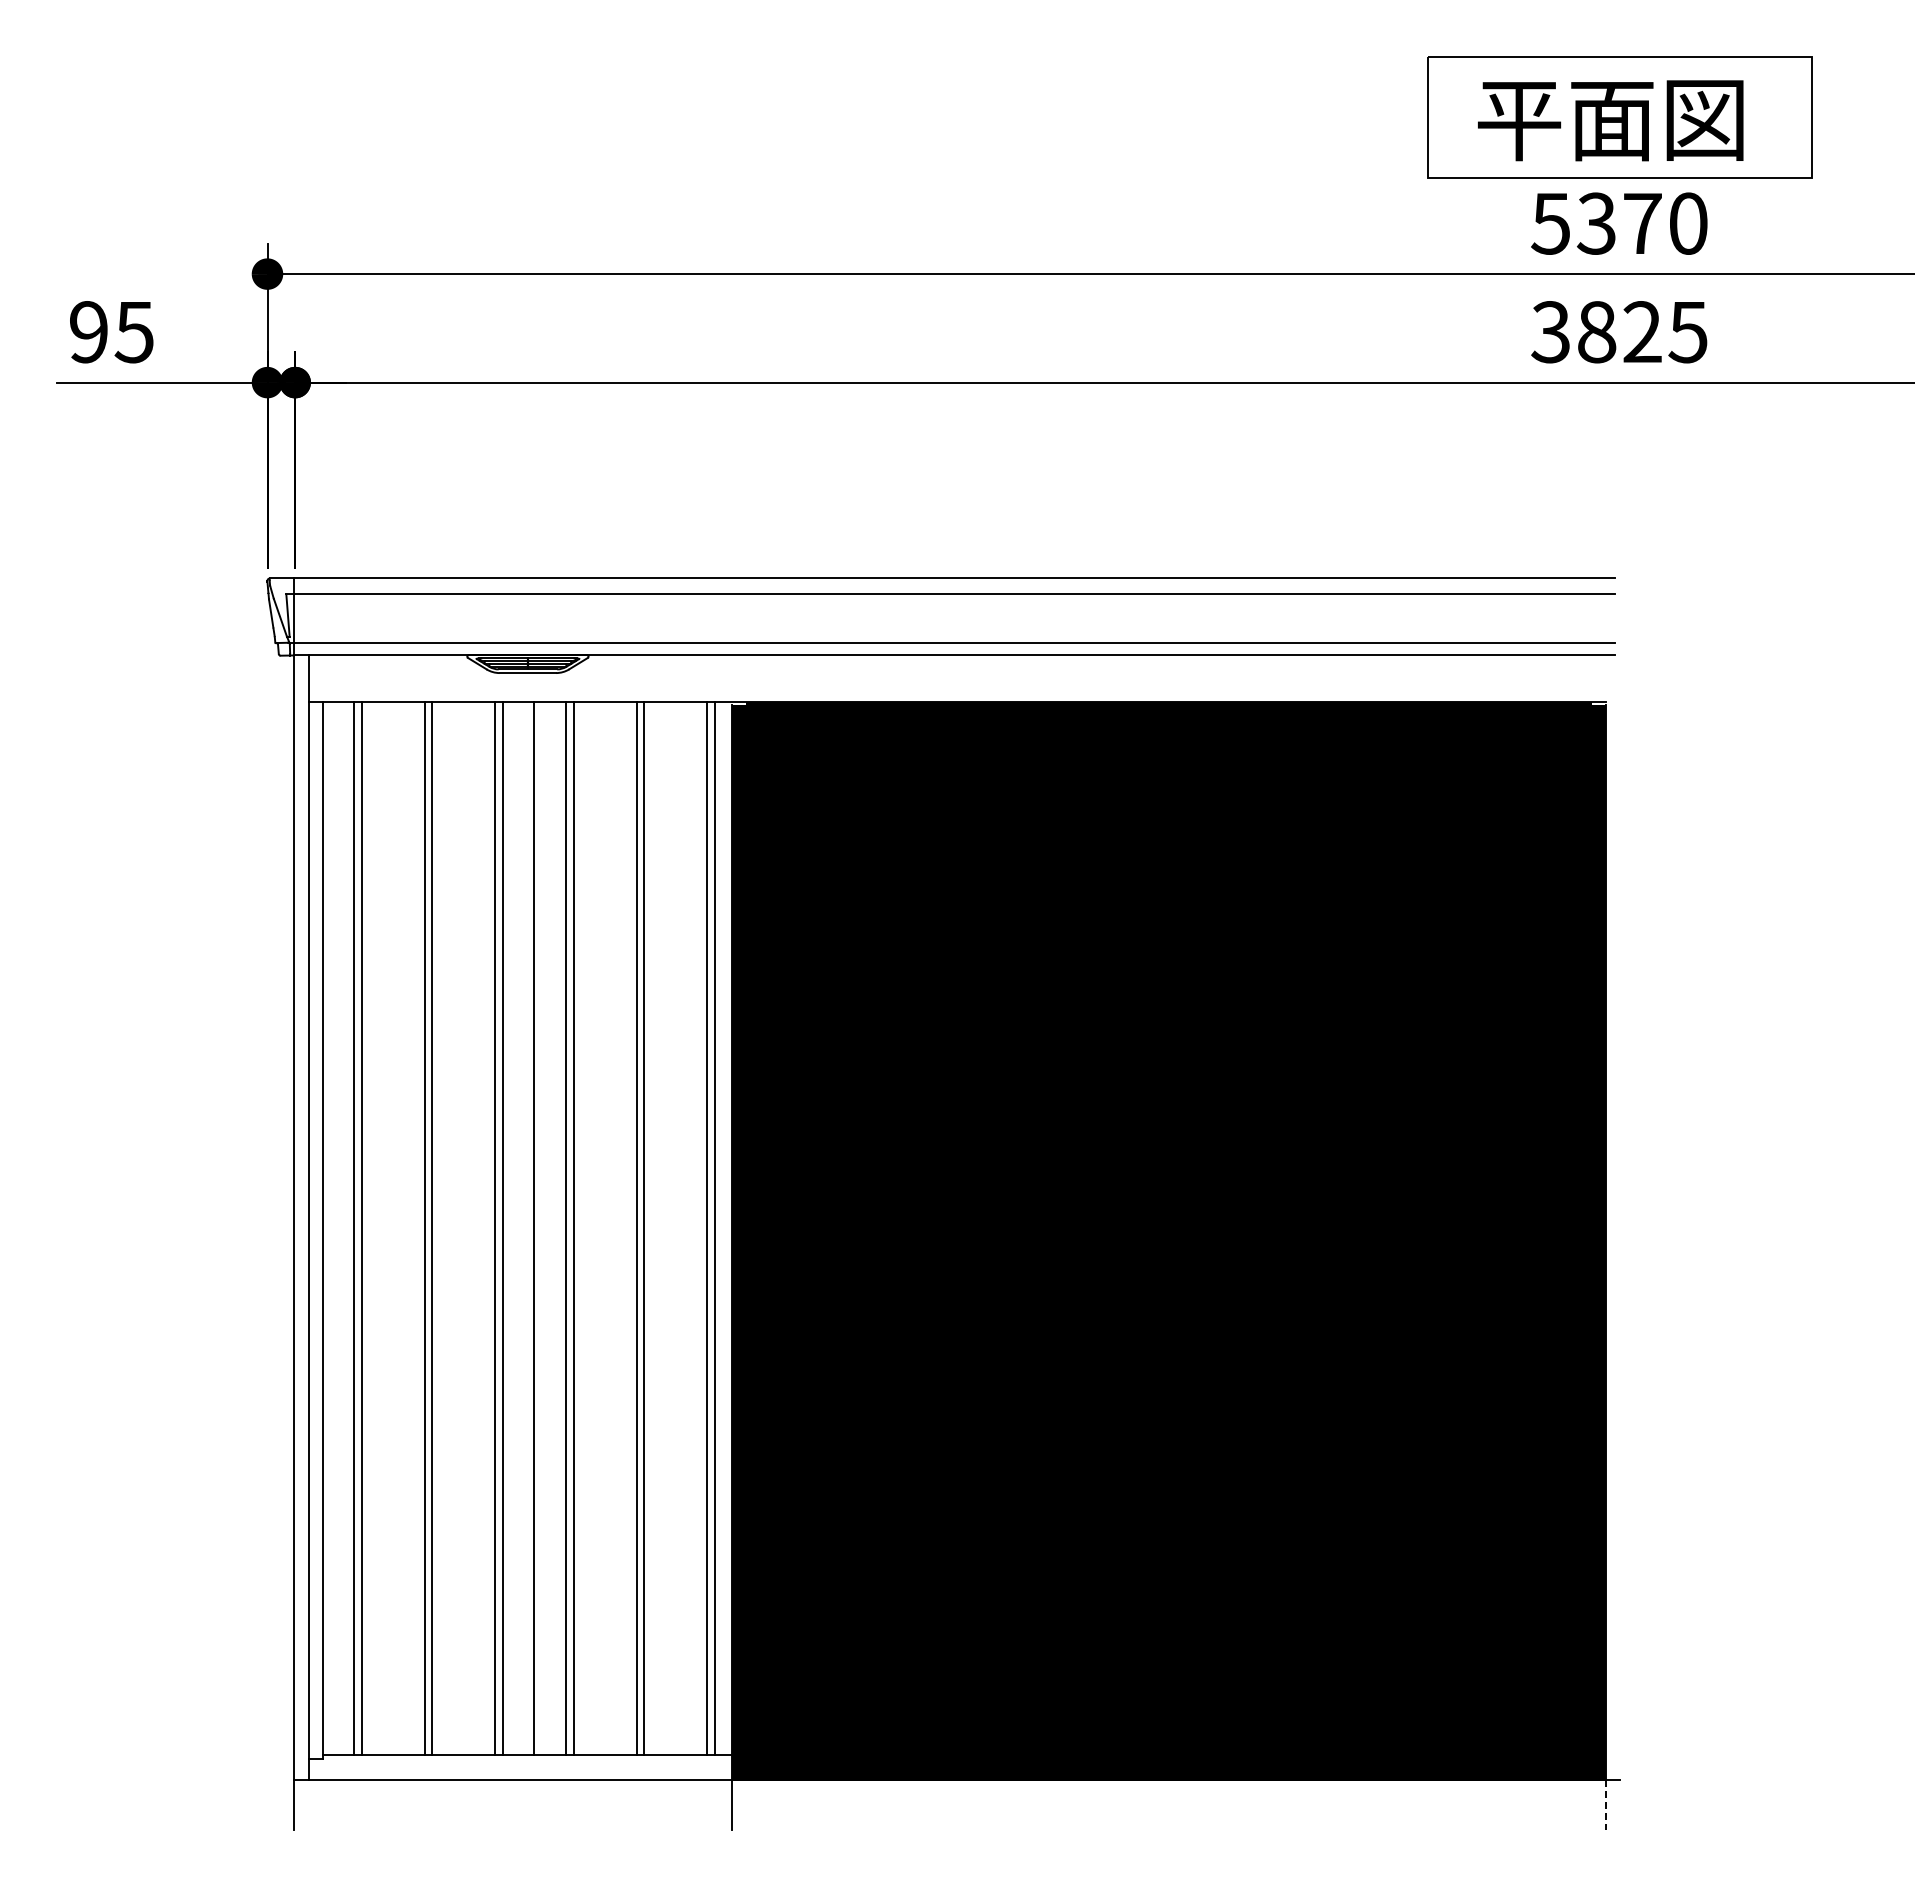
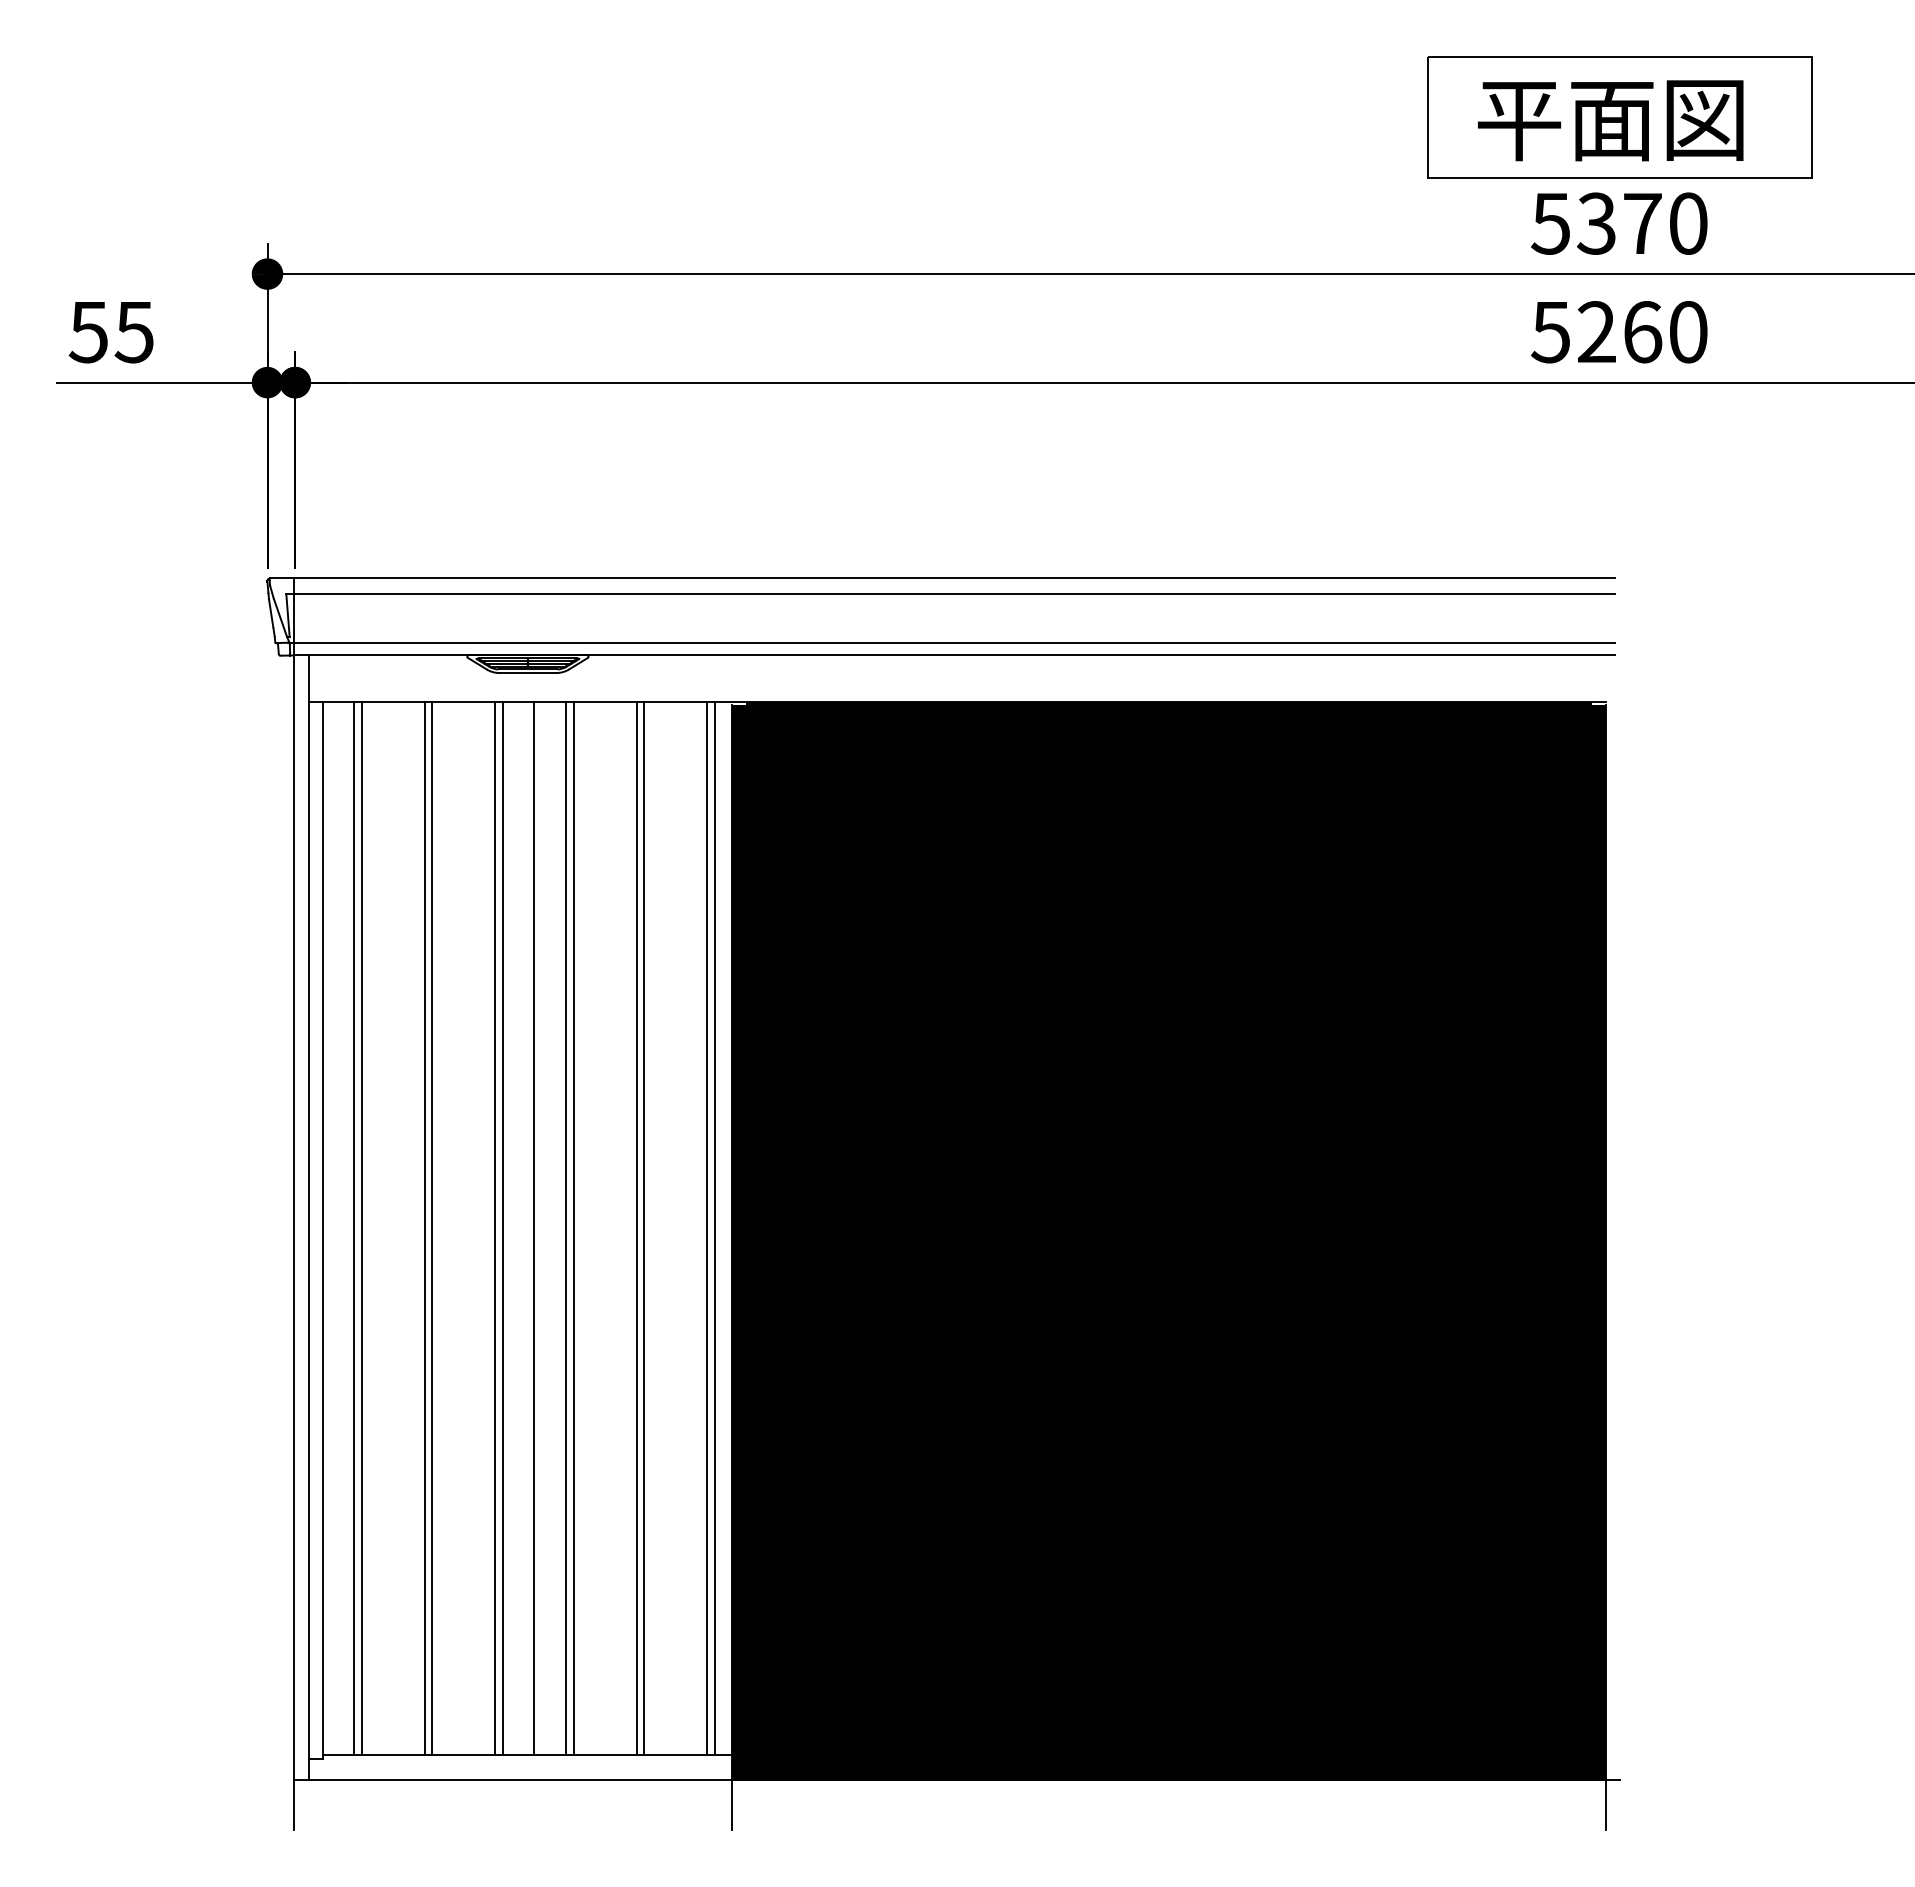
text: 95 -> 55 (87, 332)
text: 3825 -> 5260 (1619, 332)
line: dashed -> solid (1605, 1805)
